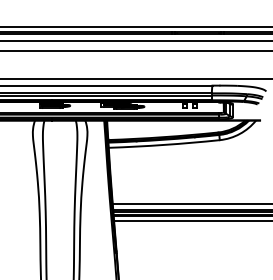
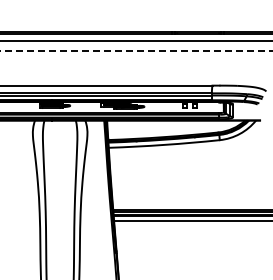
line: present -> none (135, 27)
line: solid -> dashed (136, 51)
line: present -> none (135, 78)
line: present -> none (190, 204)
